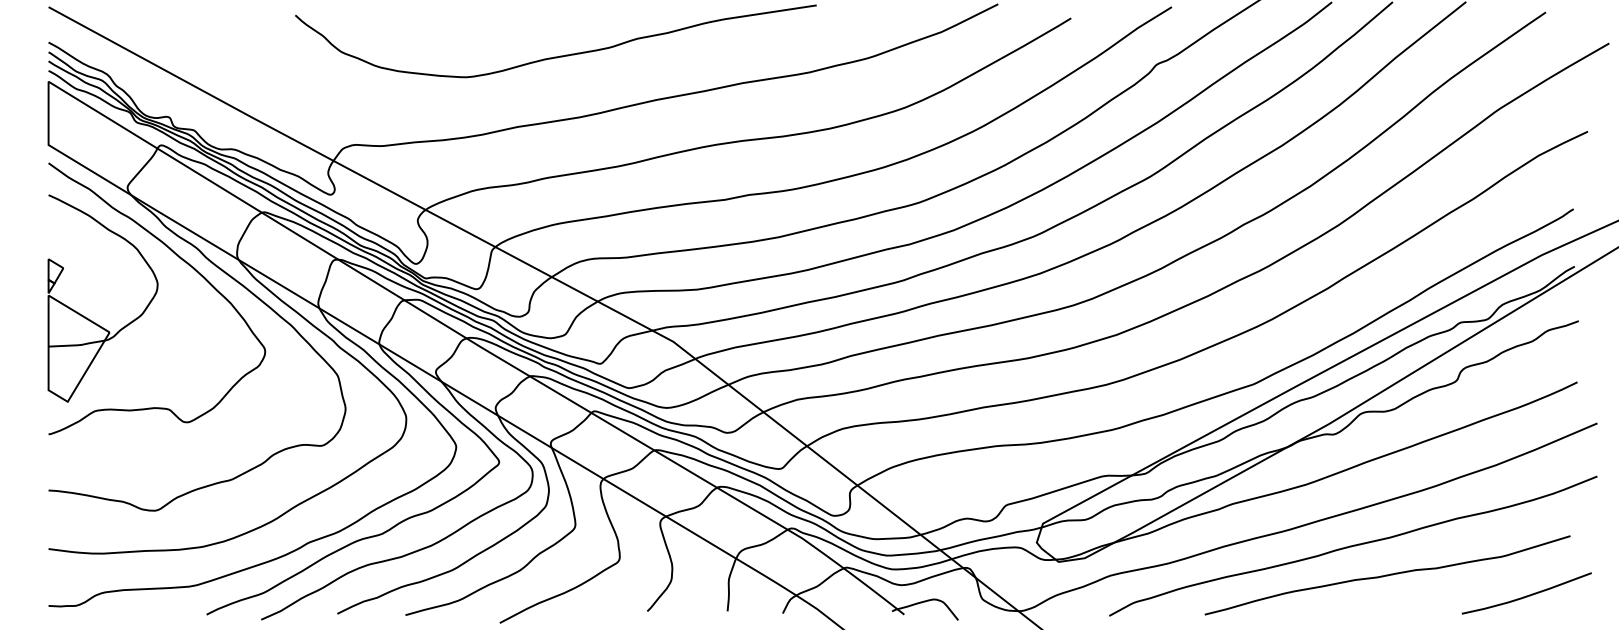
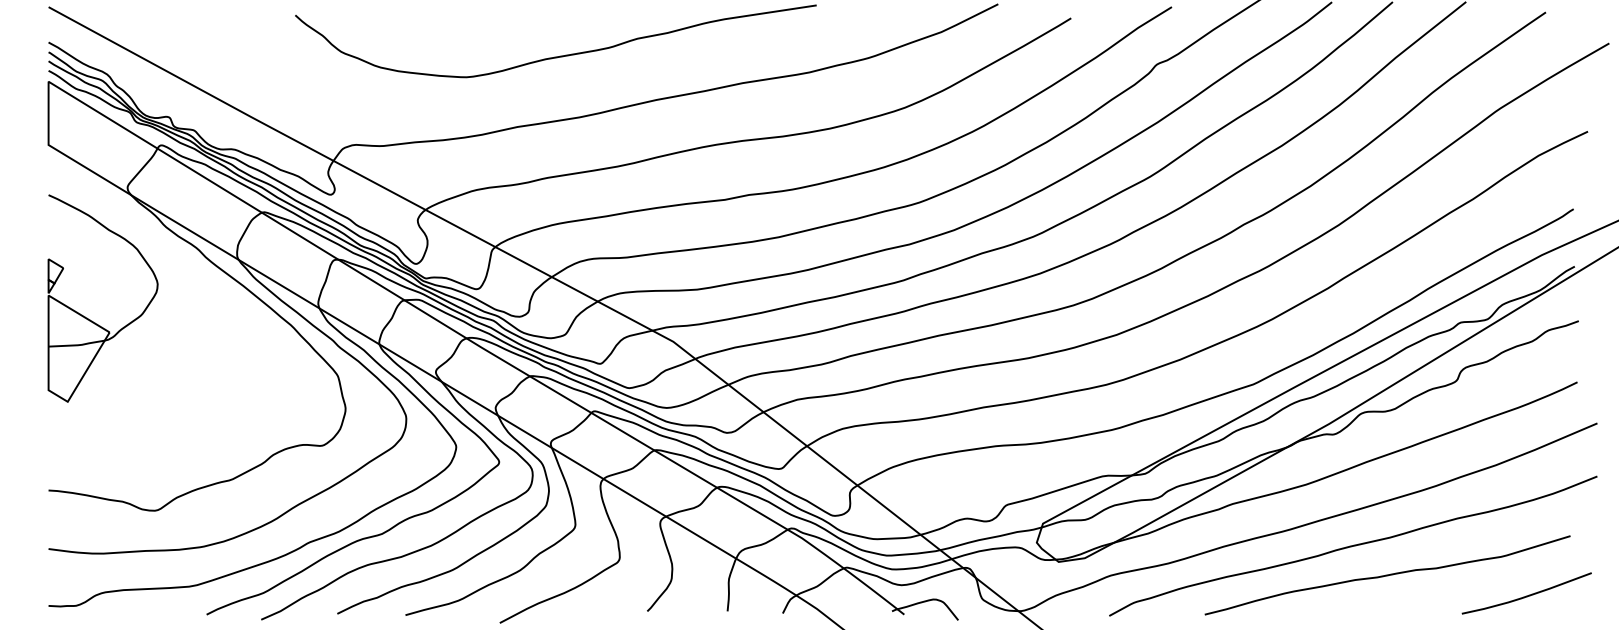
curve: present -> none (184, 262)
